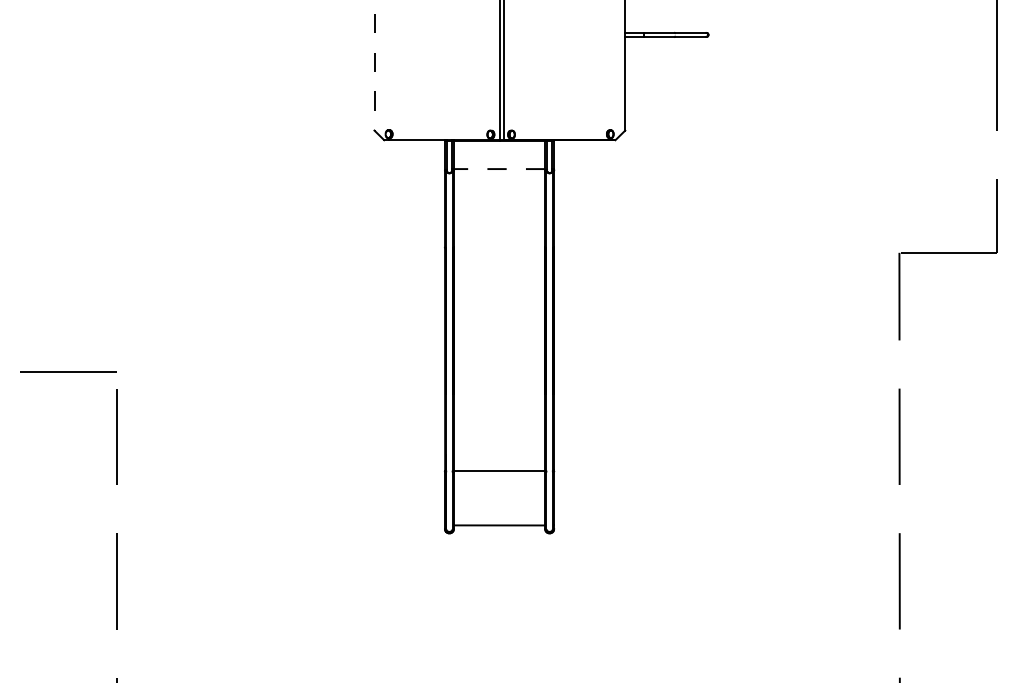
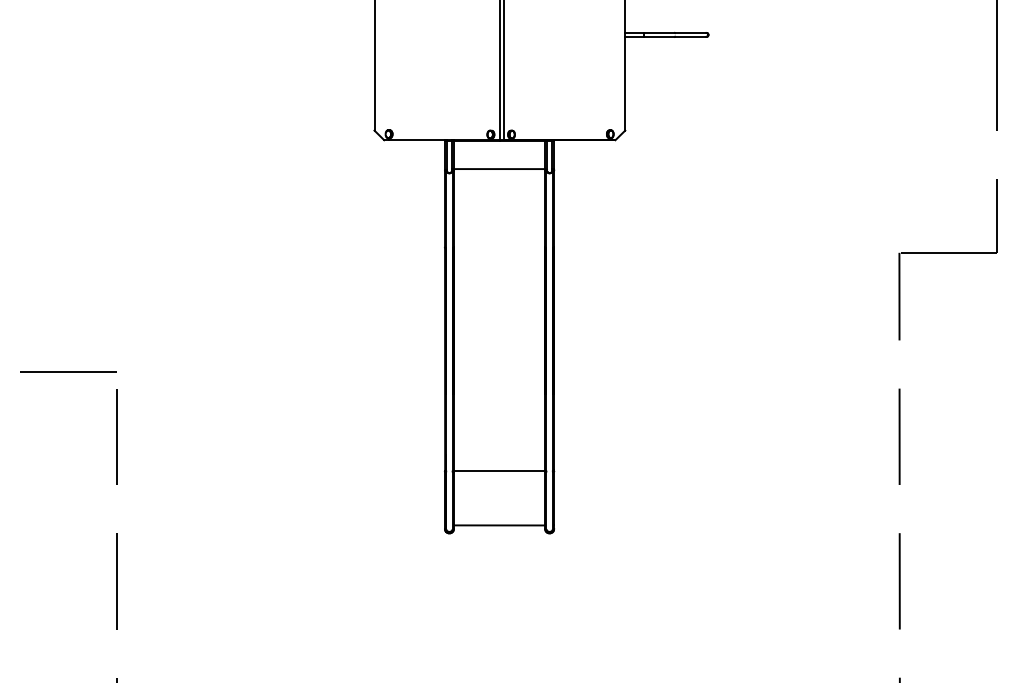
line: dashed -> solid (374, 65)
line: dashed -> solid (499, 169)
